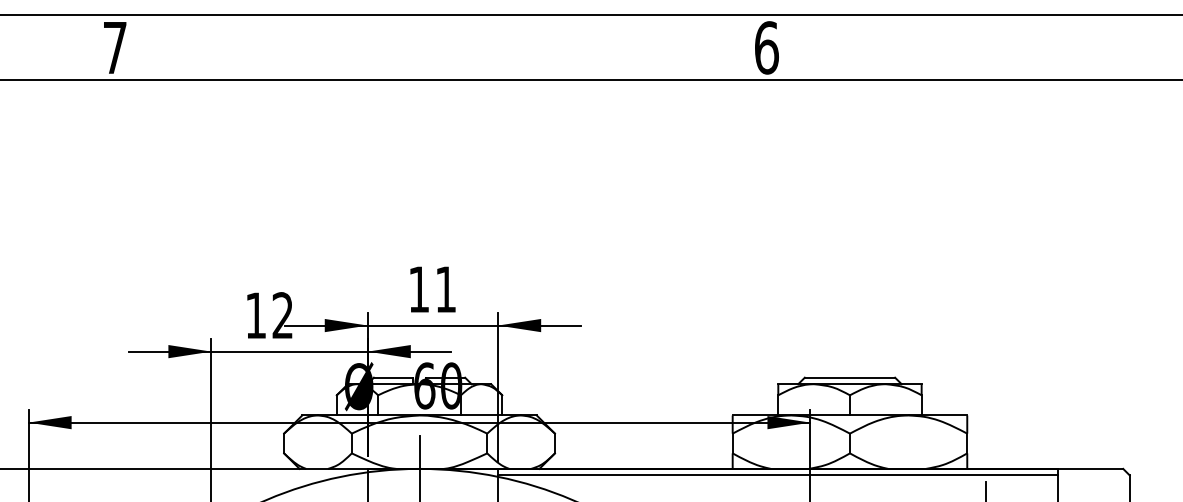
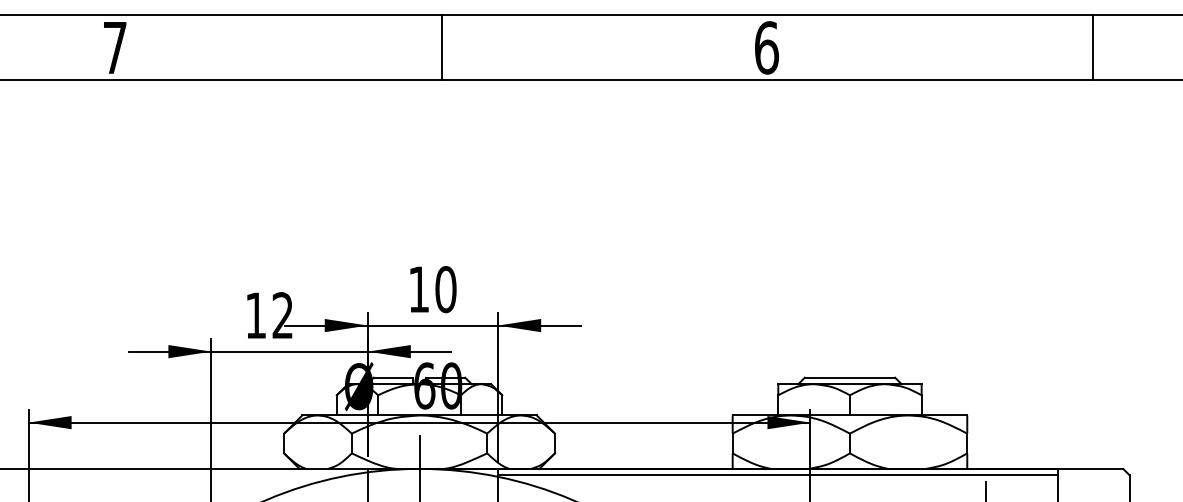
line: none -> present (441, 47)
line: none -> present (1093, 47)
text: 11 -> 10 (445, 289)
